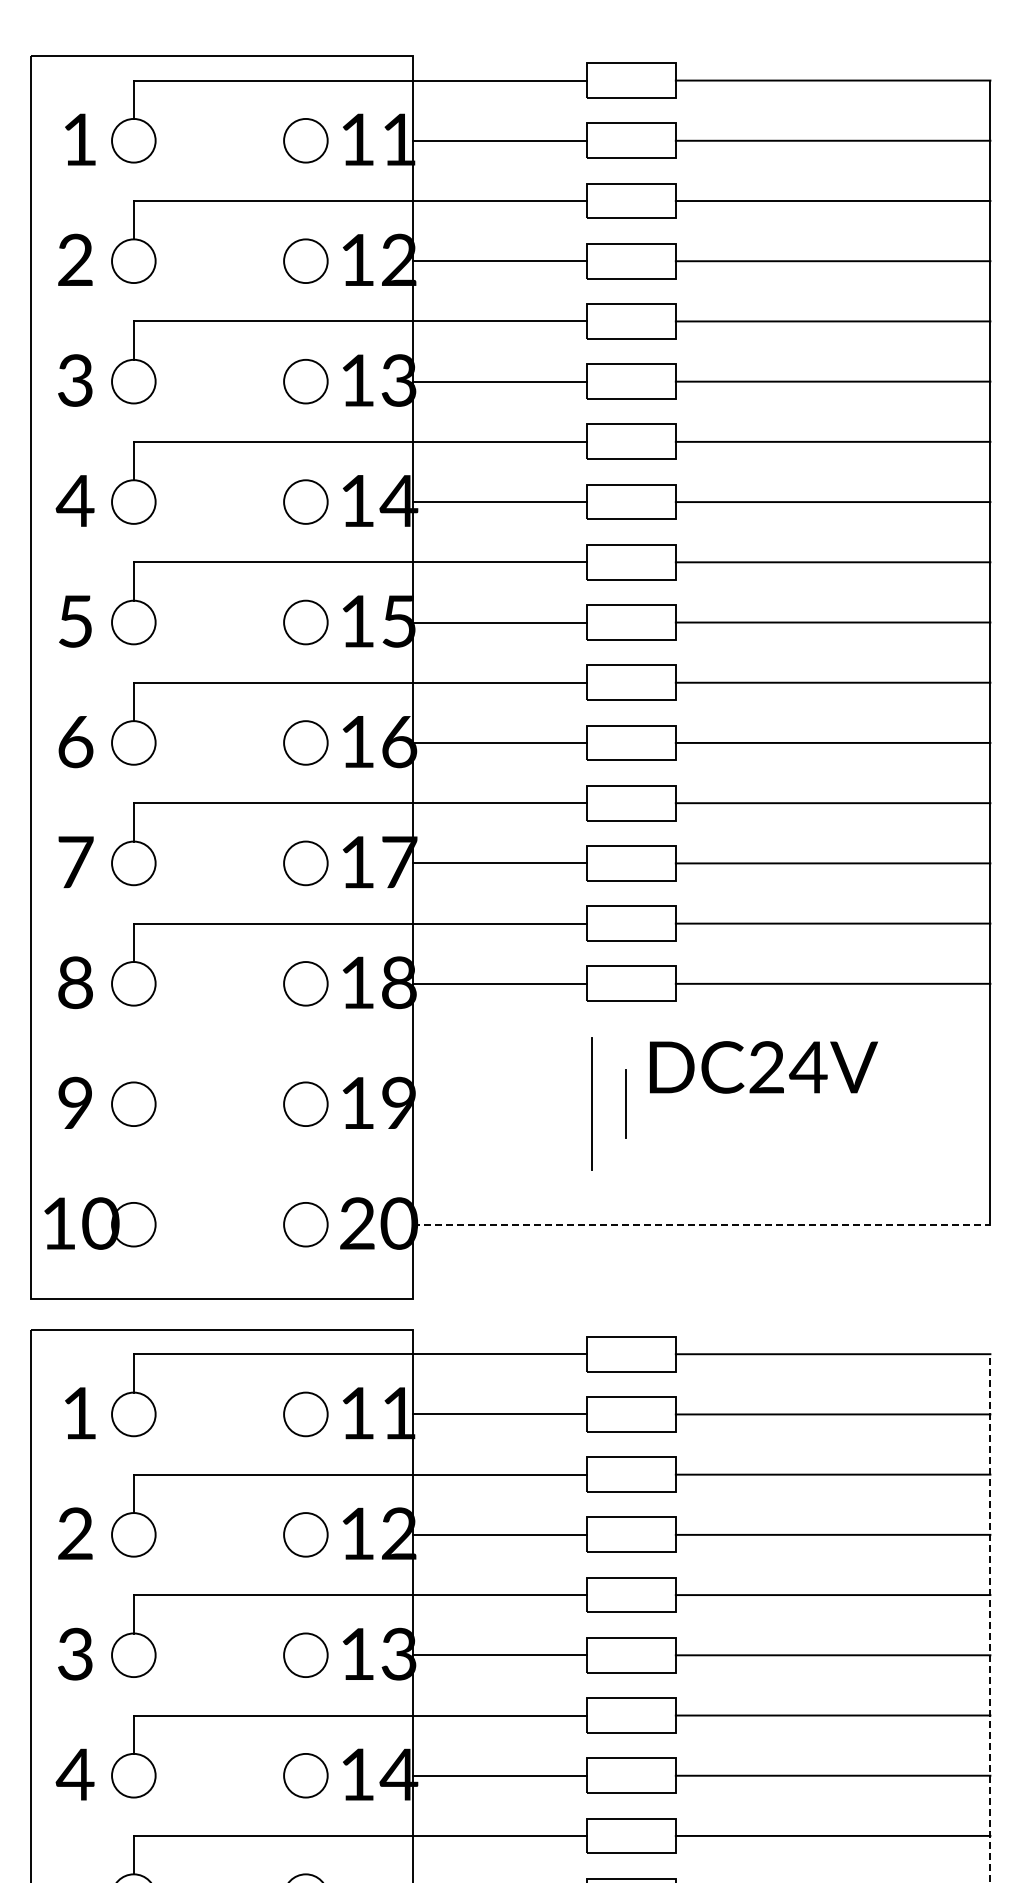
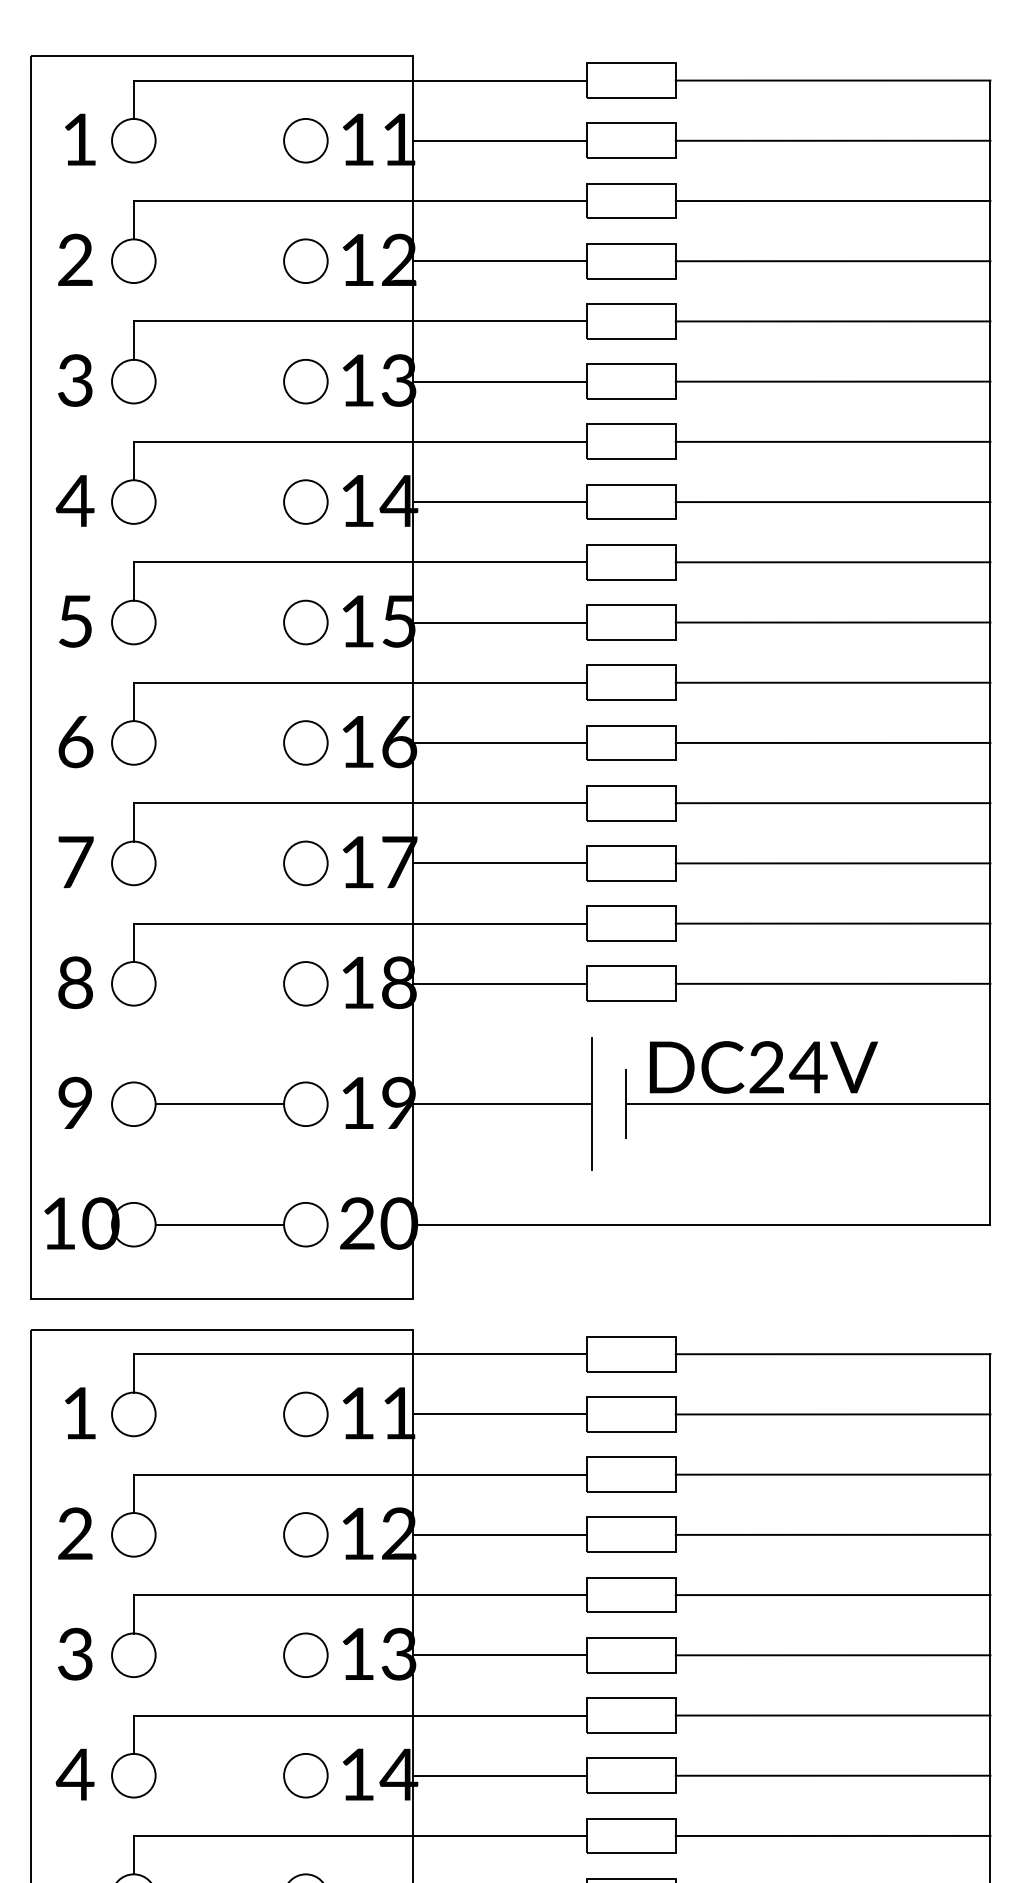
line: none -> present (219, 1104)
line: none -> present (501, 1104)
line: none -> present (807, 1104)
line: none -> present (219, 1224)
line: dashed -> solid (701, 1224)
line: dashed -> solid (990, 1618)
